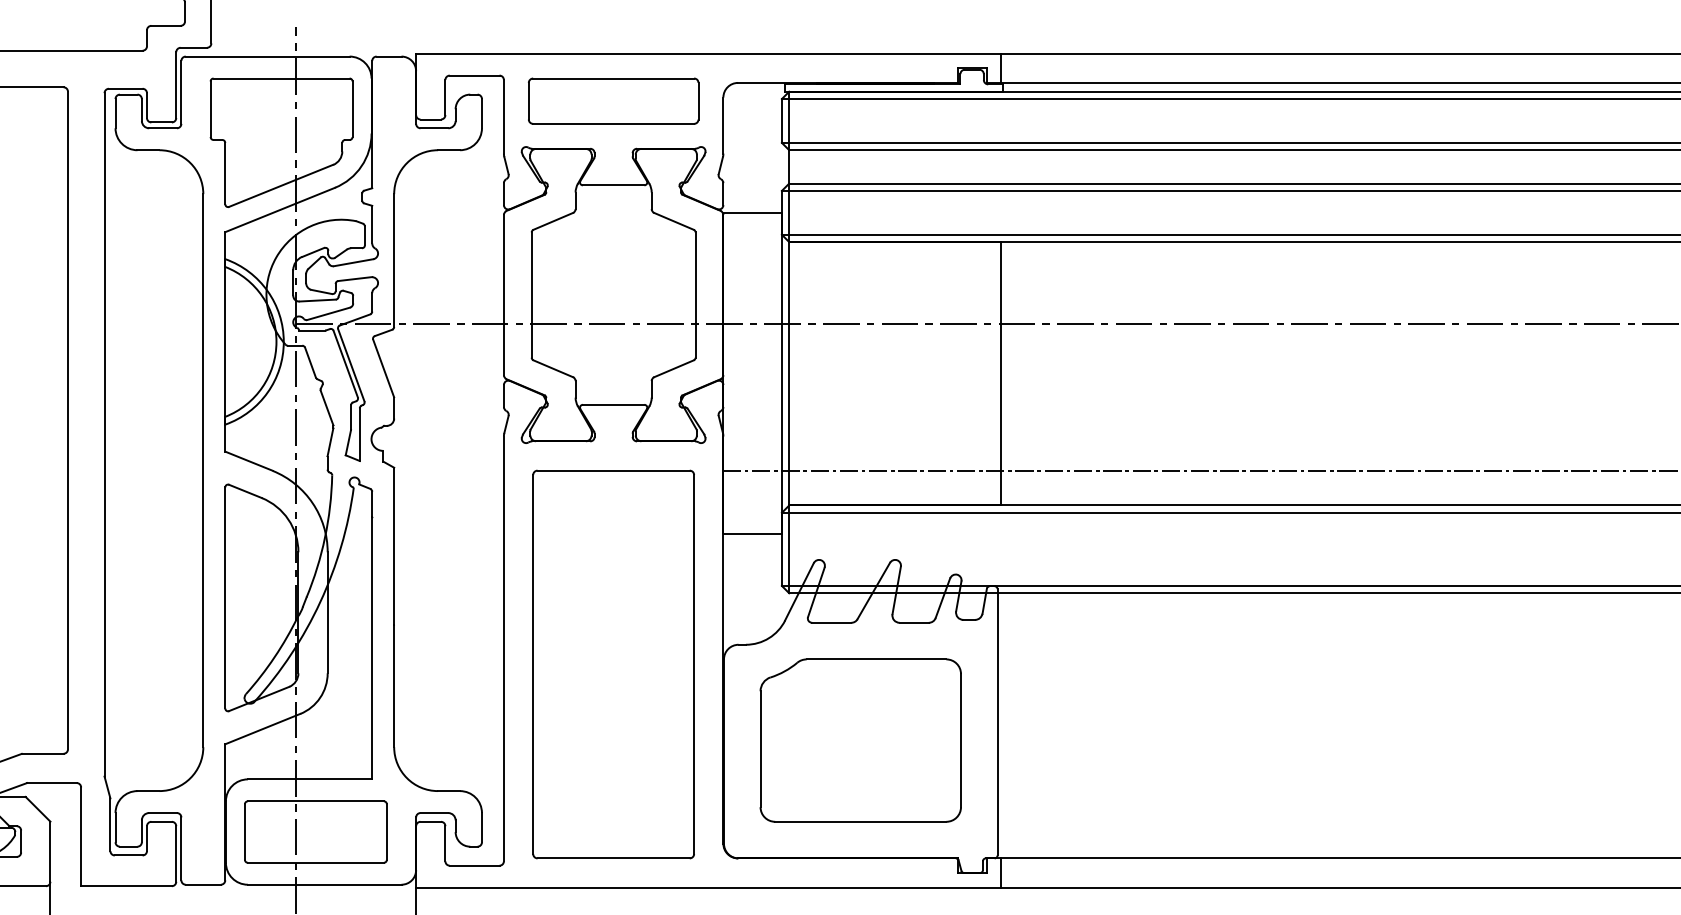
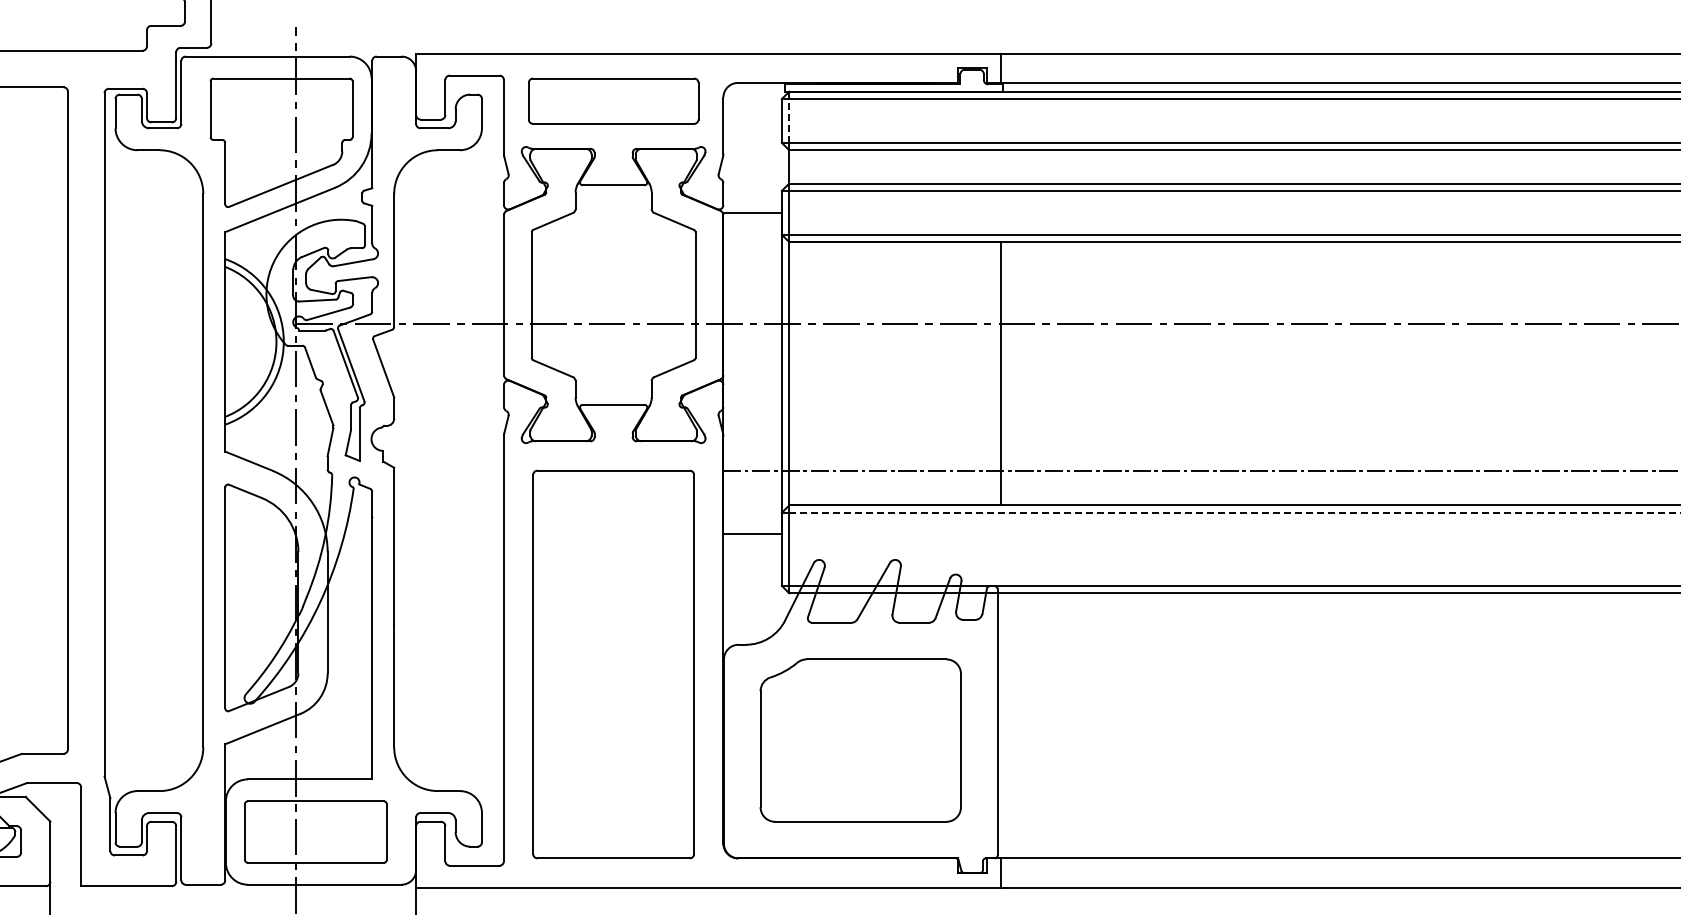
line: solid -> dashed (789, 120)
line: solid -> dashed (1235, 512)
